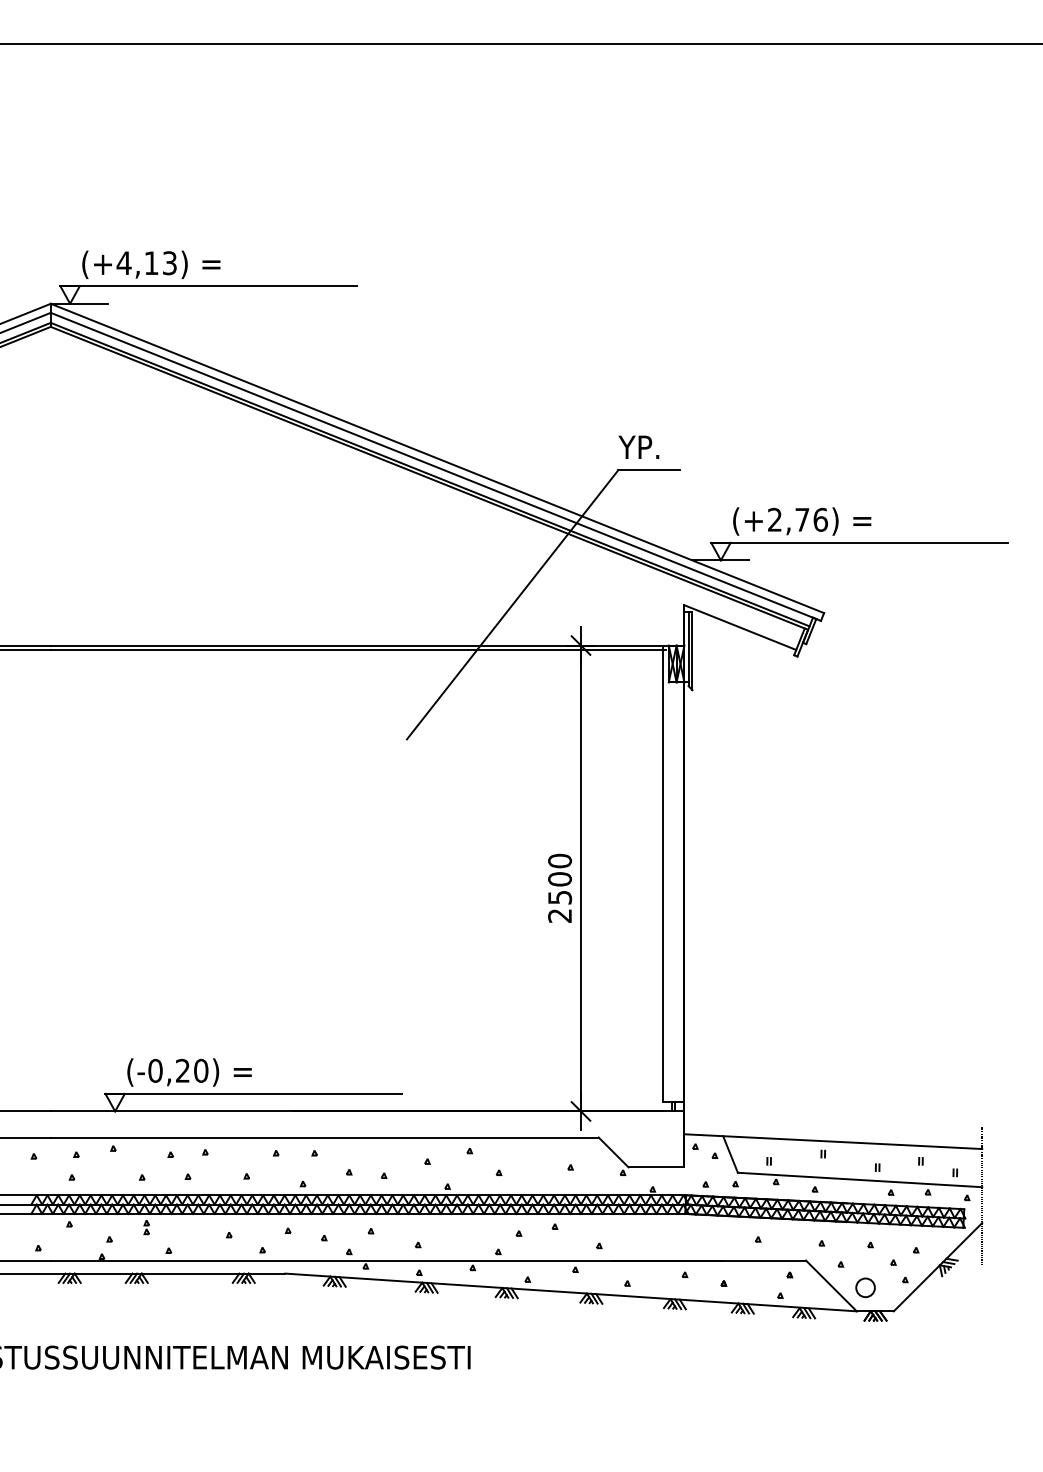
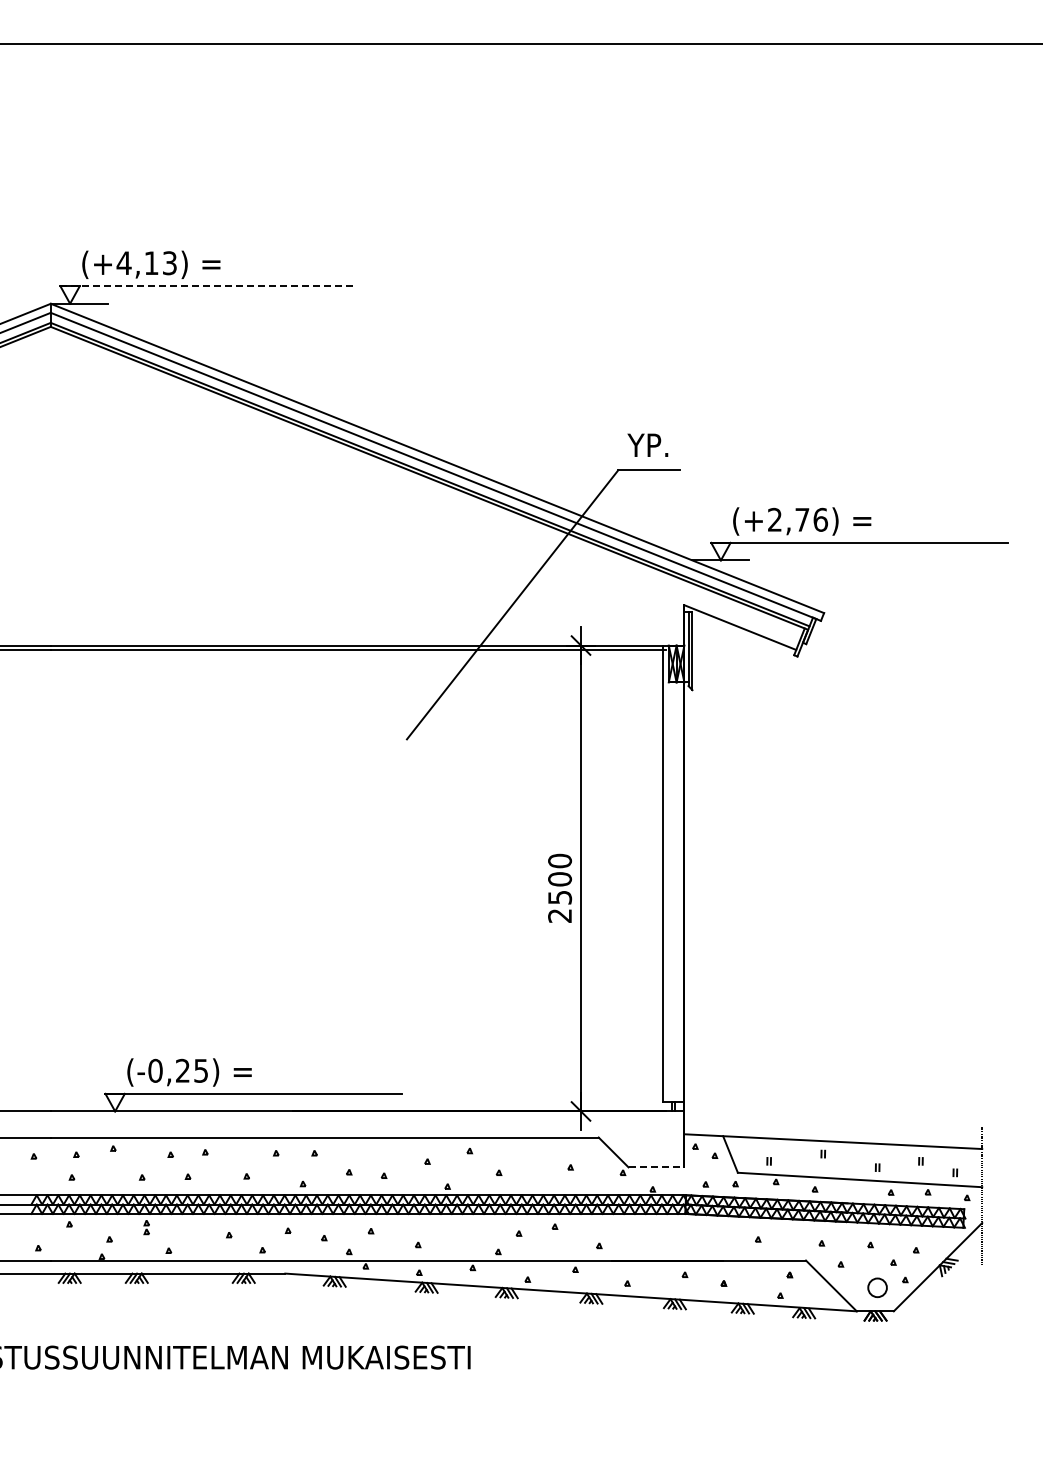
line: solid -> dashed (209, 286)
text position: (638, 446) -> (647, 444) (647, 444)
text: (-0,20) -> (-0,25) (201, 1070)
line: solid -> dashed (656, 1167)
part position: (865, 1287) -> (877, 1287) (877, 1287)
